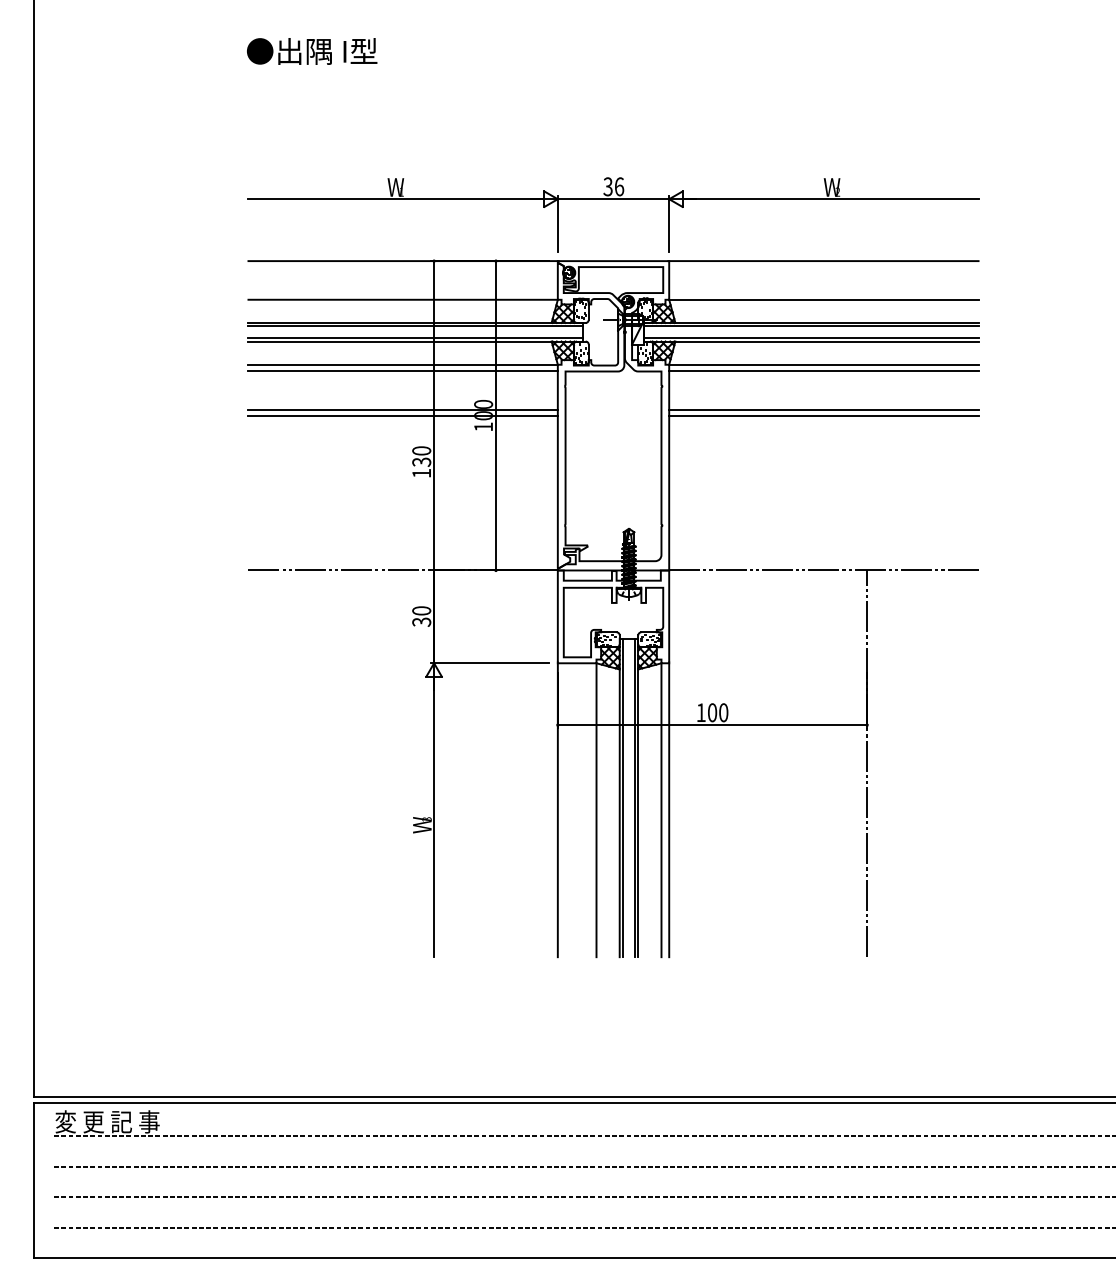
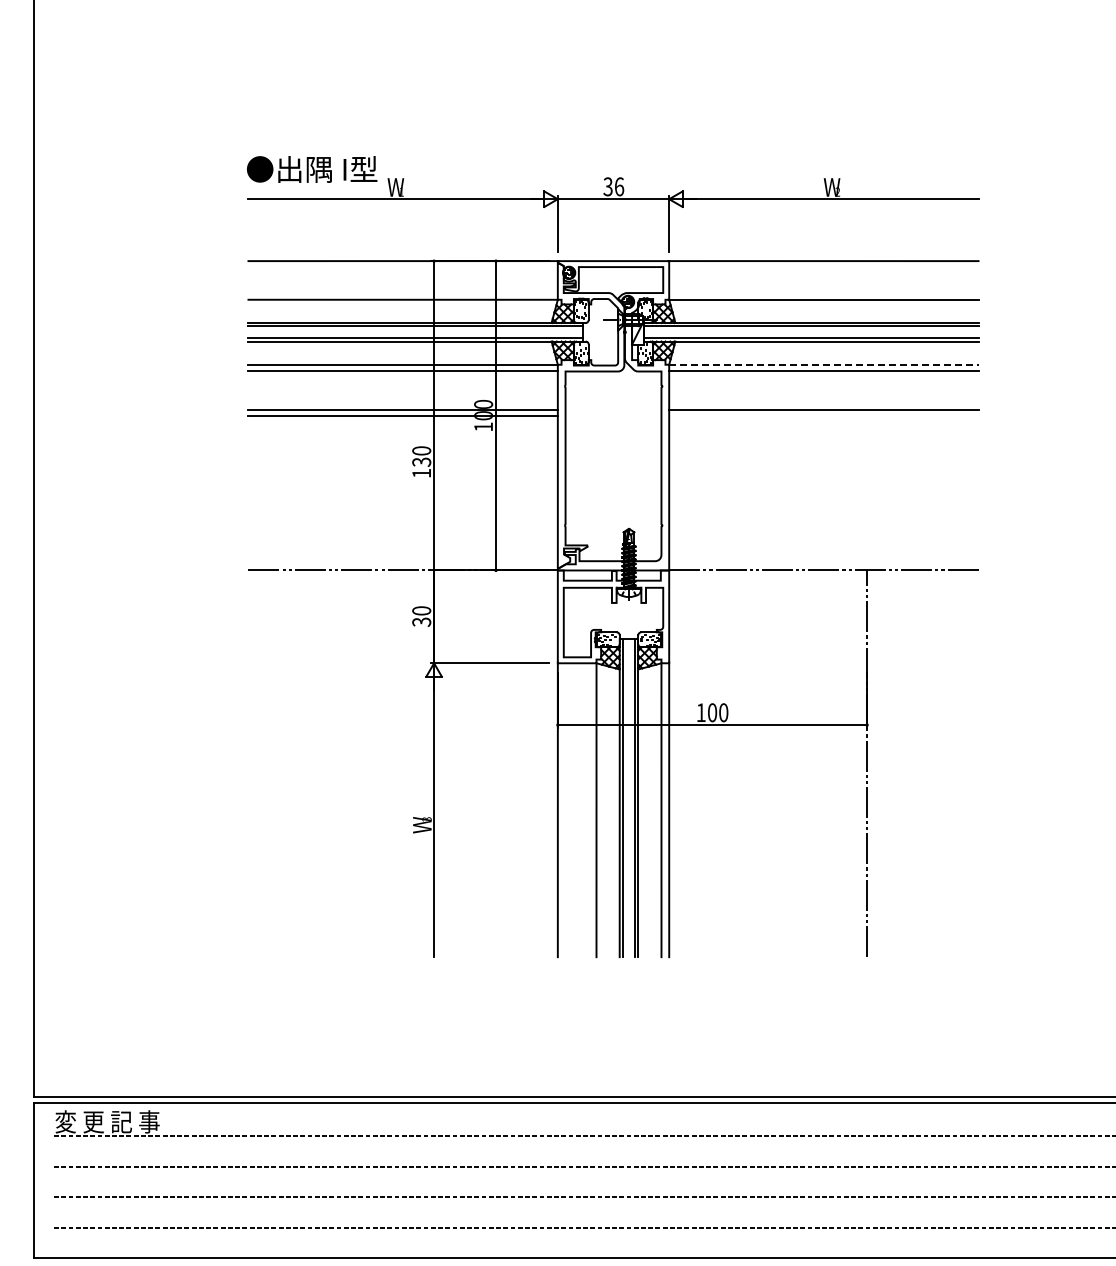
text position: (312, 51) -> (312, 169) (312, 169)
line: solid -> dashed (823, 364)
line: present -> none (823, 415)
